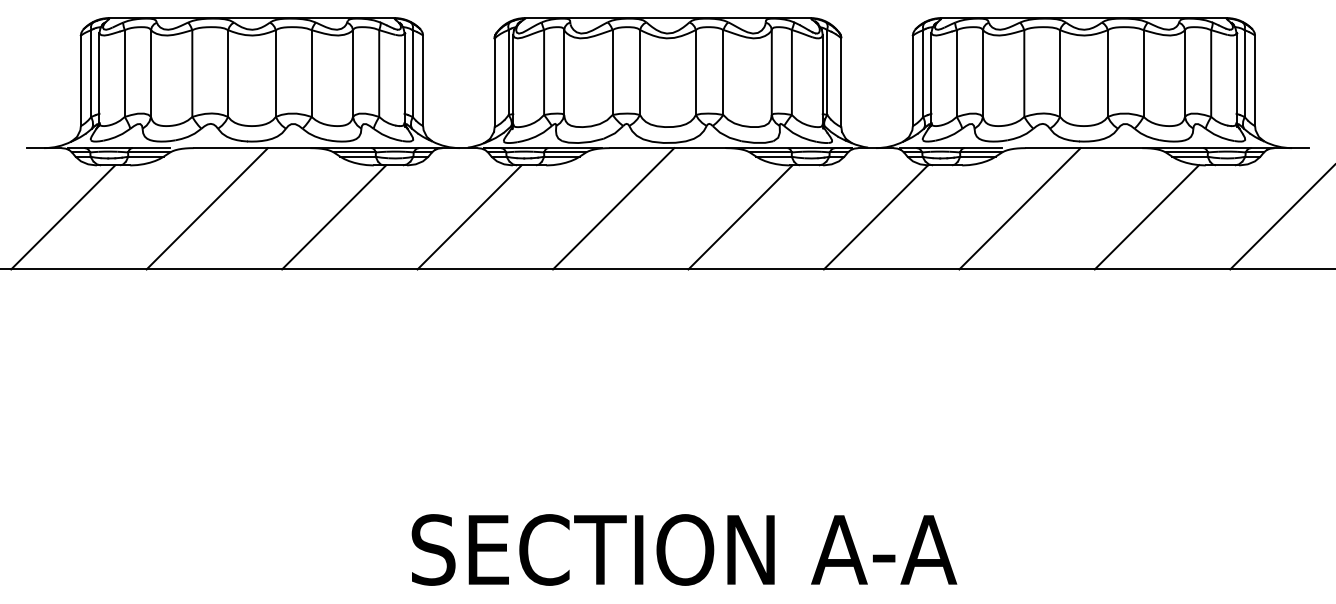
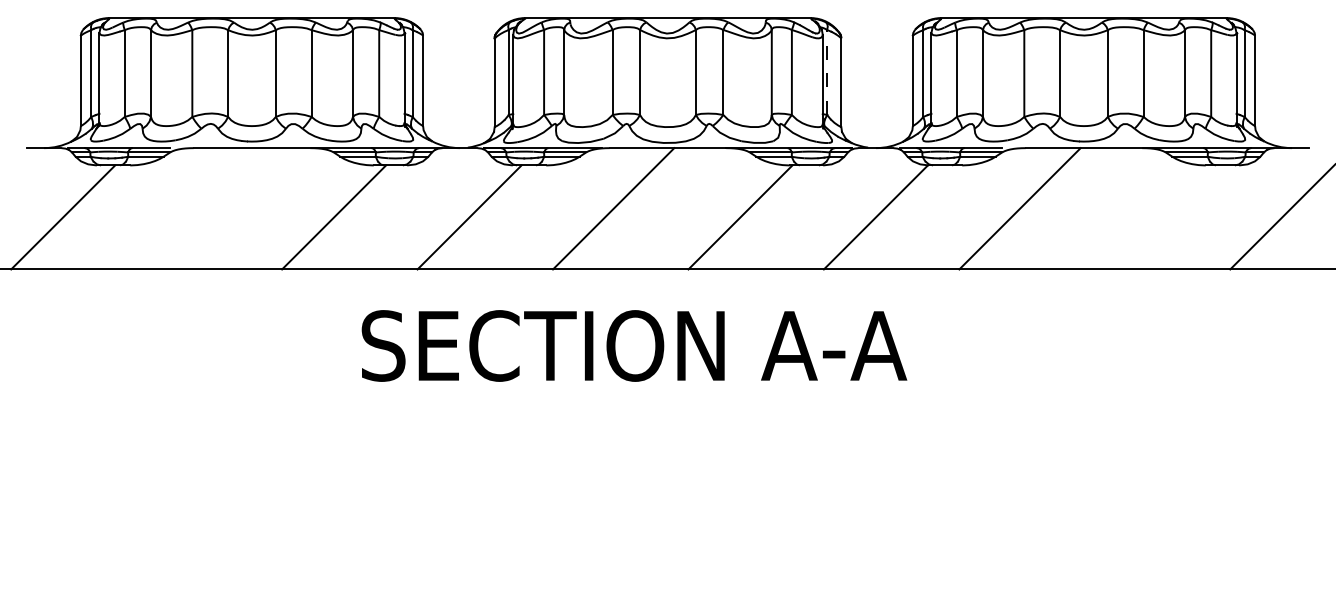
line: solid -> dashed (827, 72)
line: present -> none (206, 208)
line: present -> none (1146, 217)
text position: (684, 549) -> (634, 345) (634, 345)
